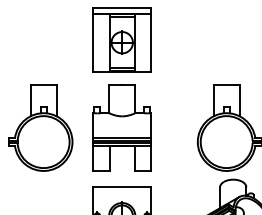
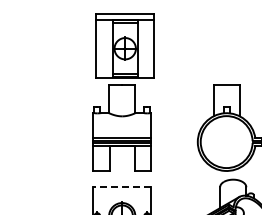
part position: (121, 39) -> (124, 45) (124, 45)
part: present -> none (40, 127)
line: solid -> dashed (121, 187)
